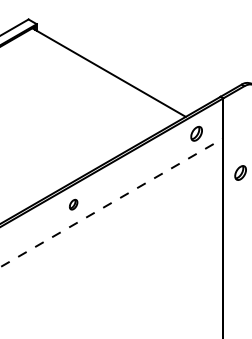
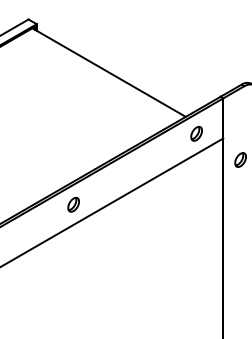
part position: (240, 172) -> (240, 159) (240, 159)
line: dashed -> solid (111, 202)
part size: 10x13 px -> 13x17 px (73, 204)
